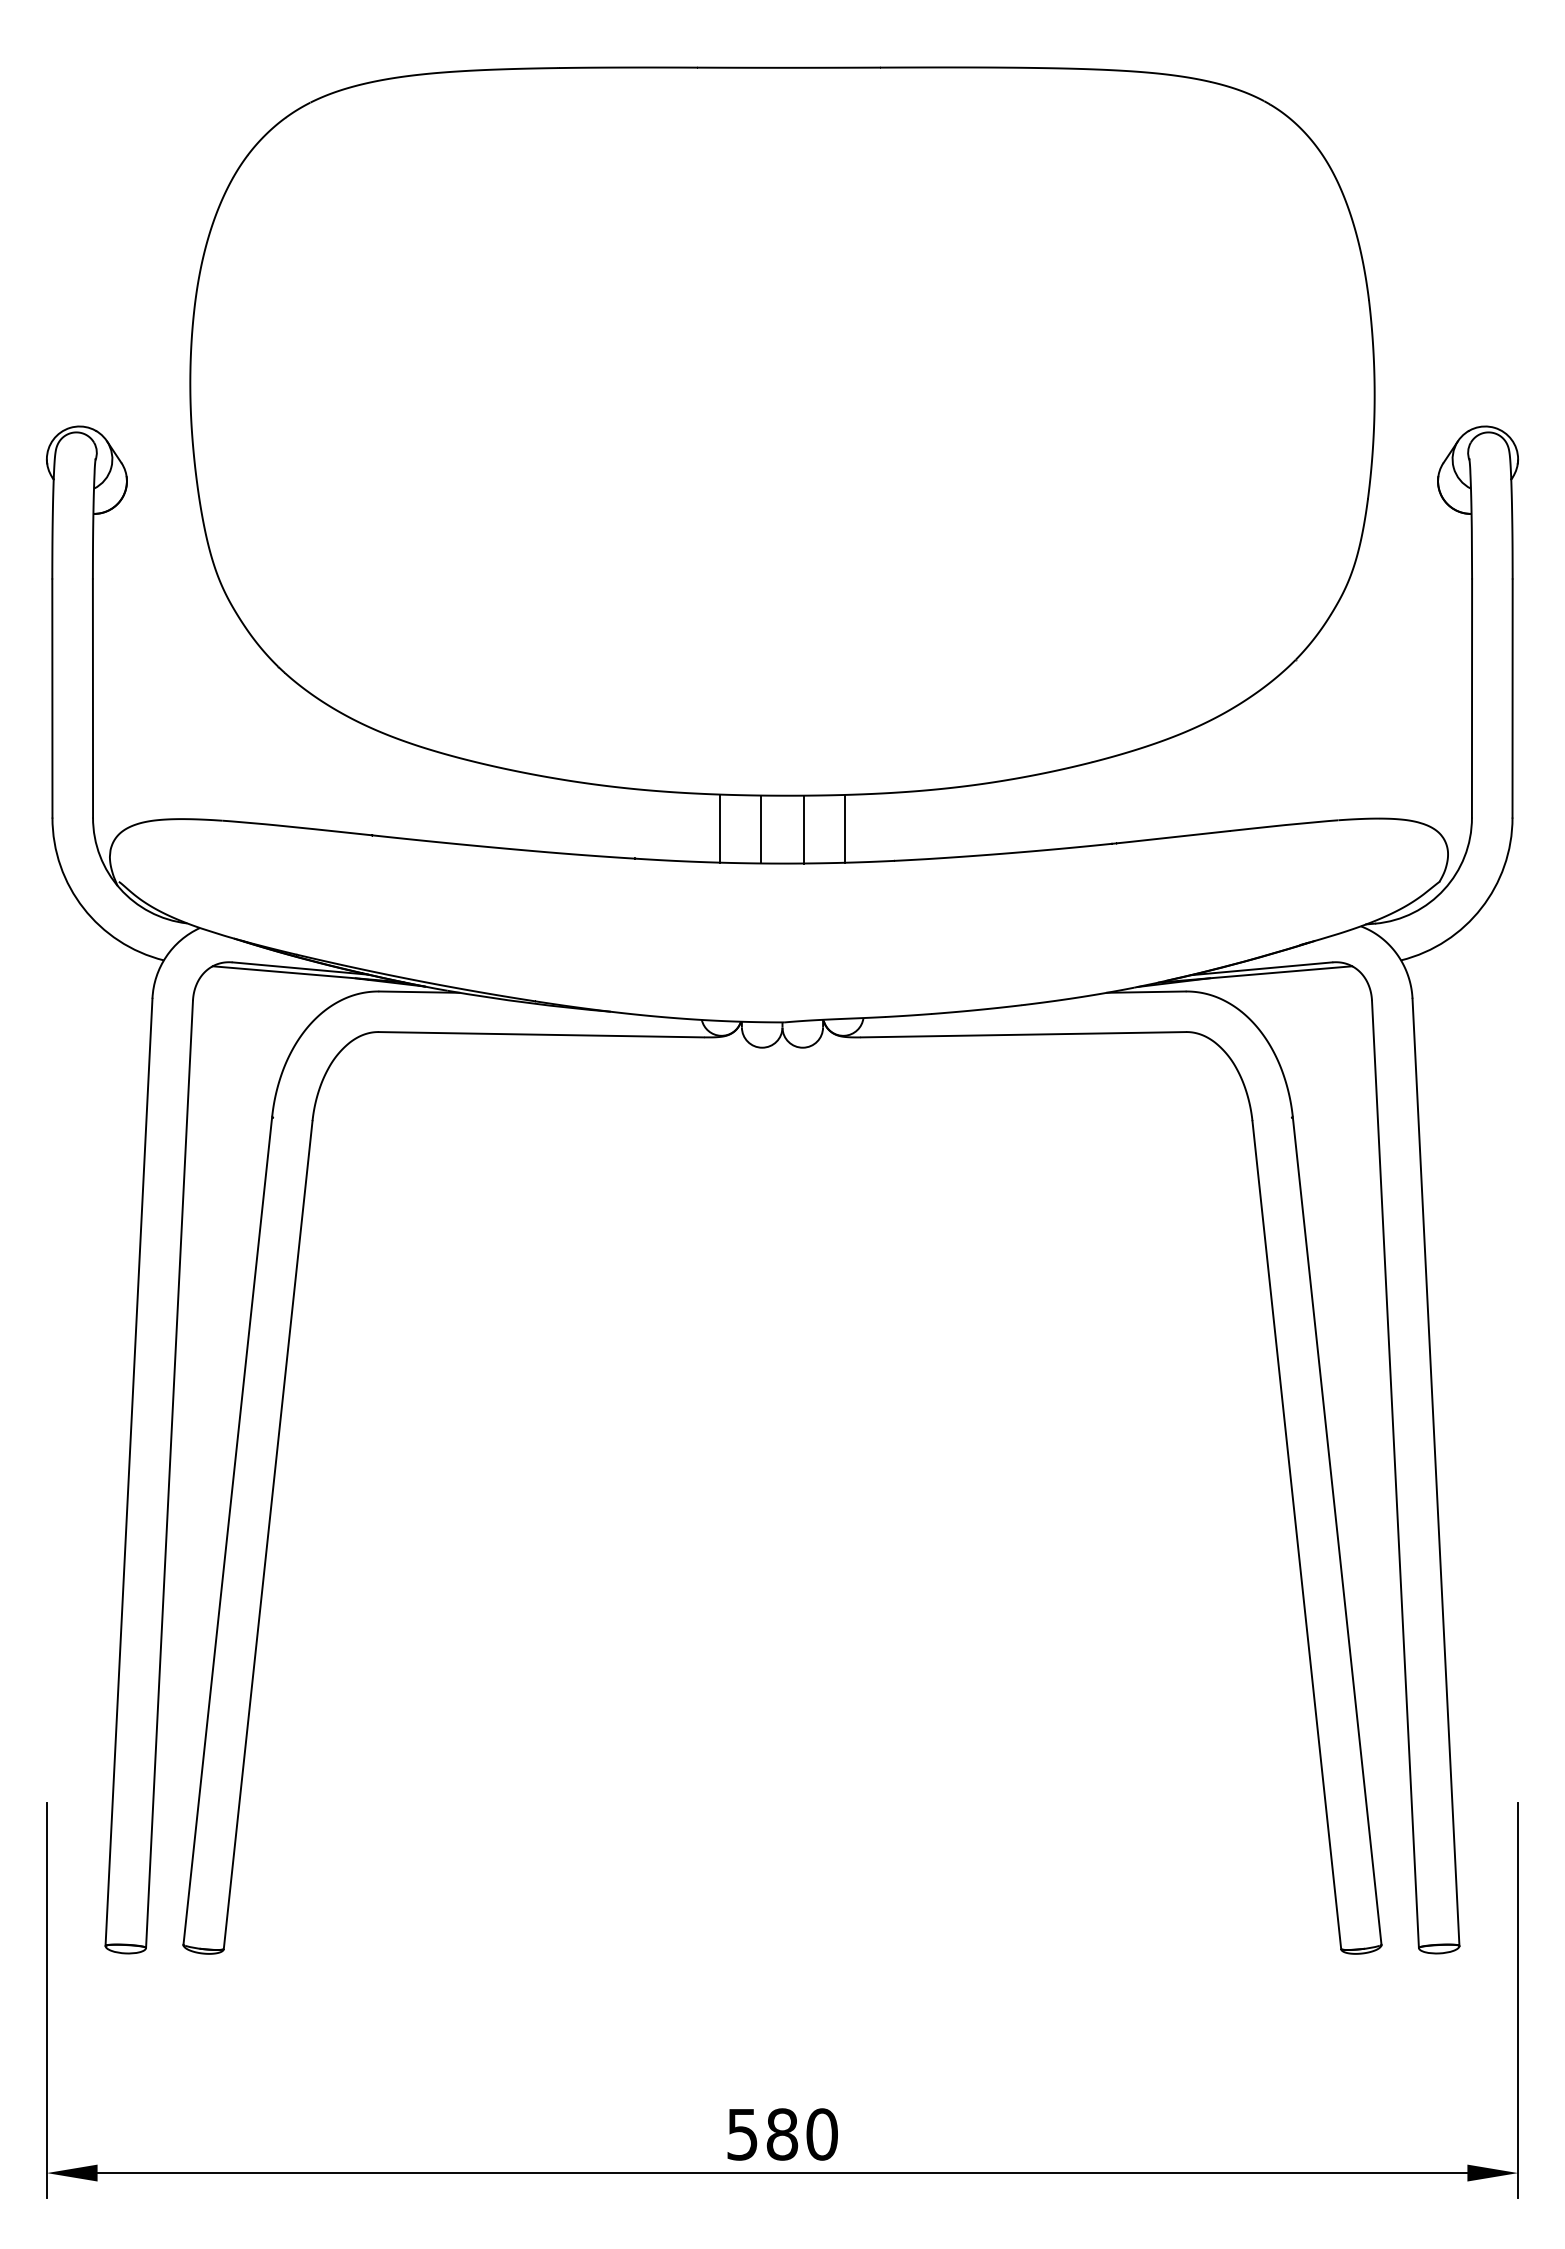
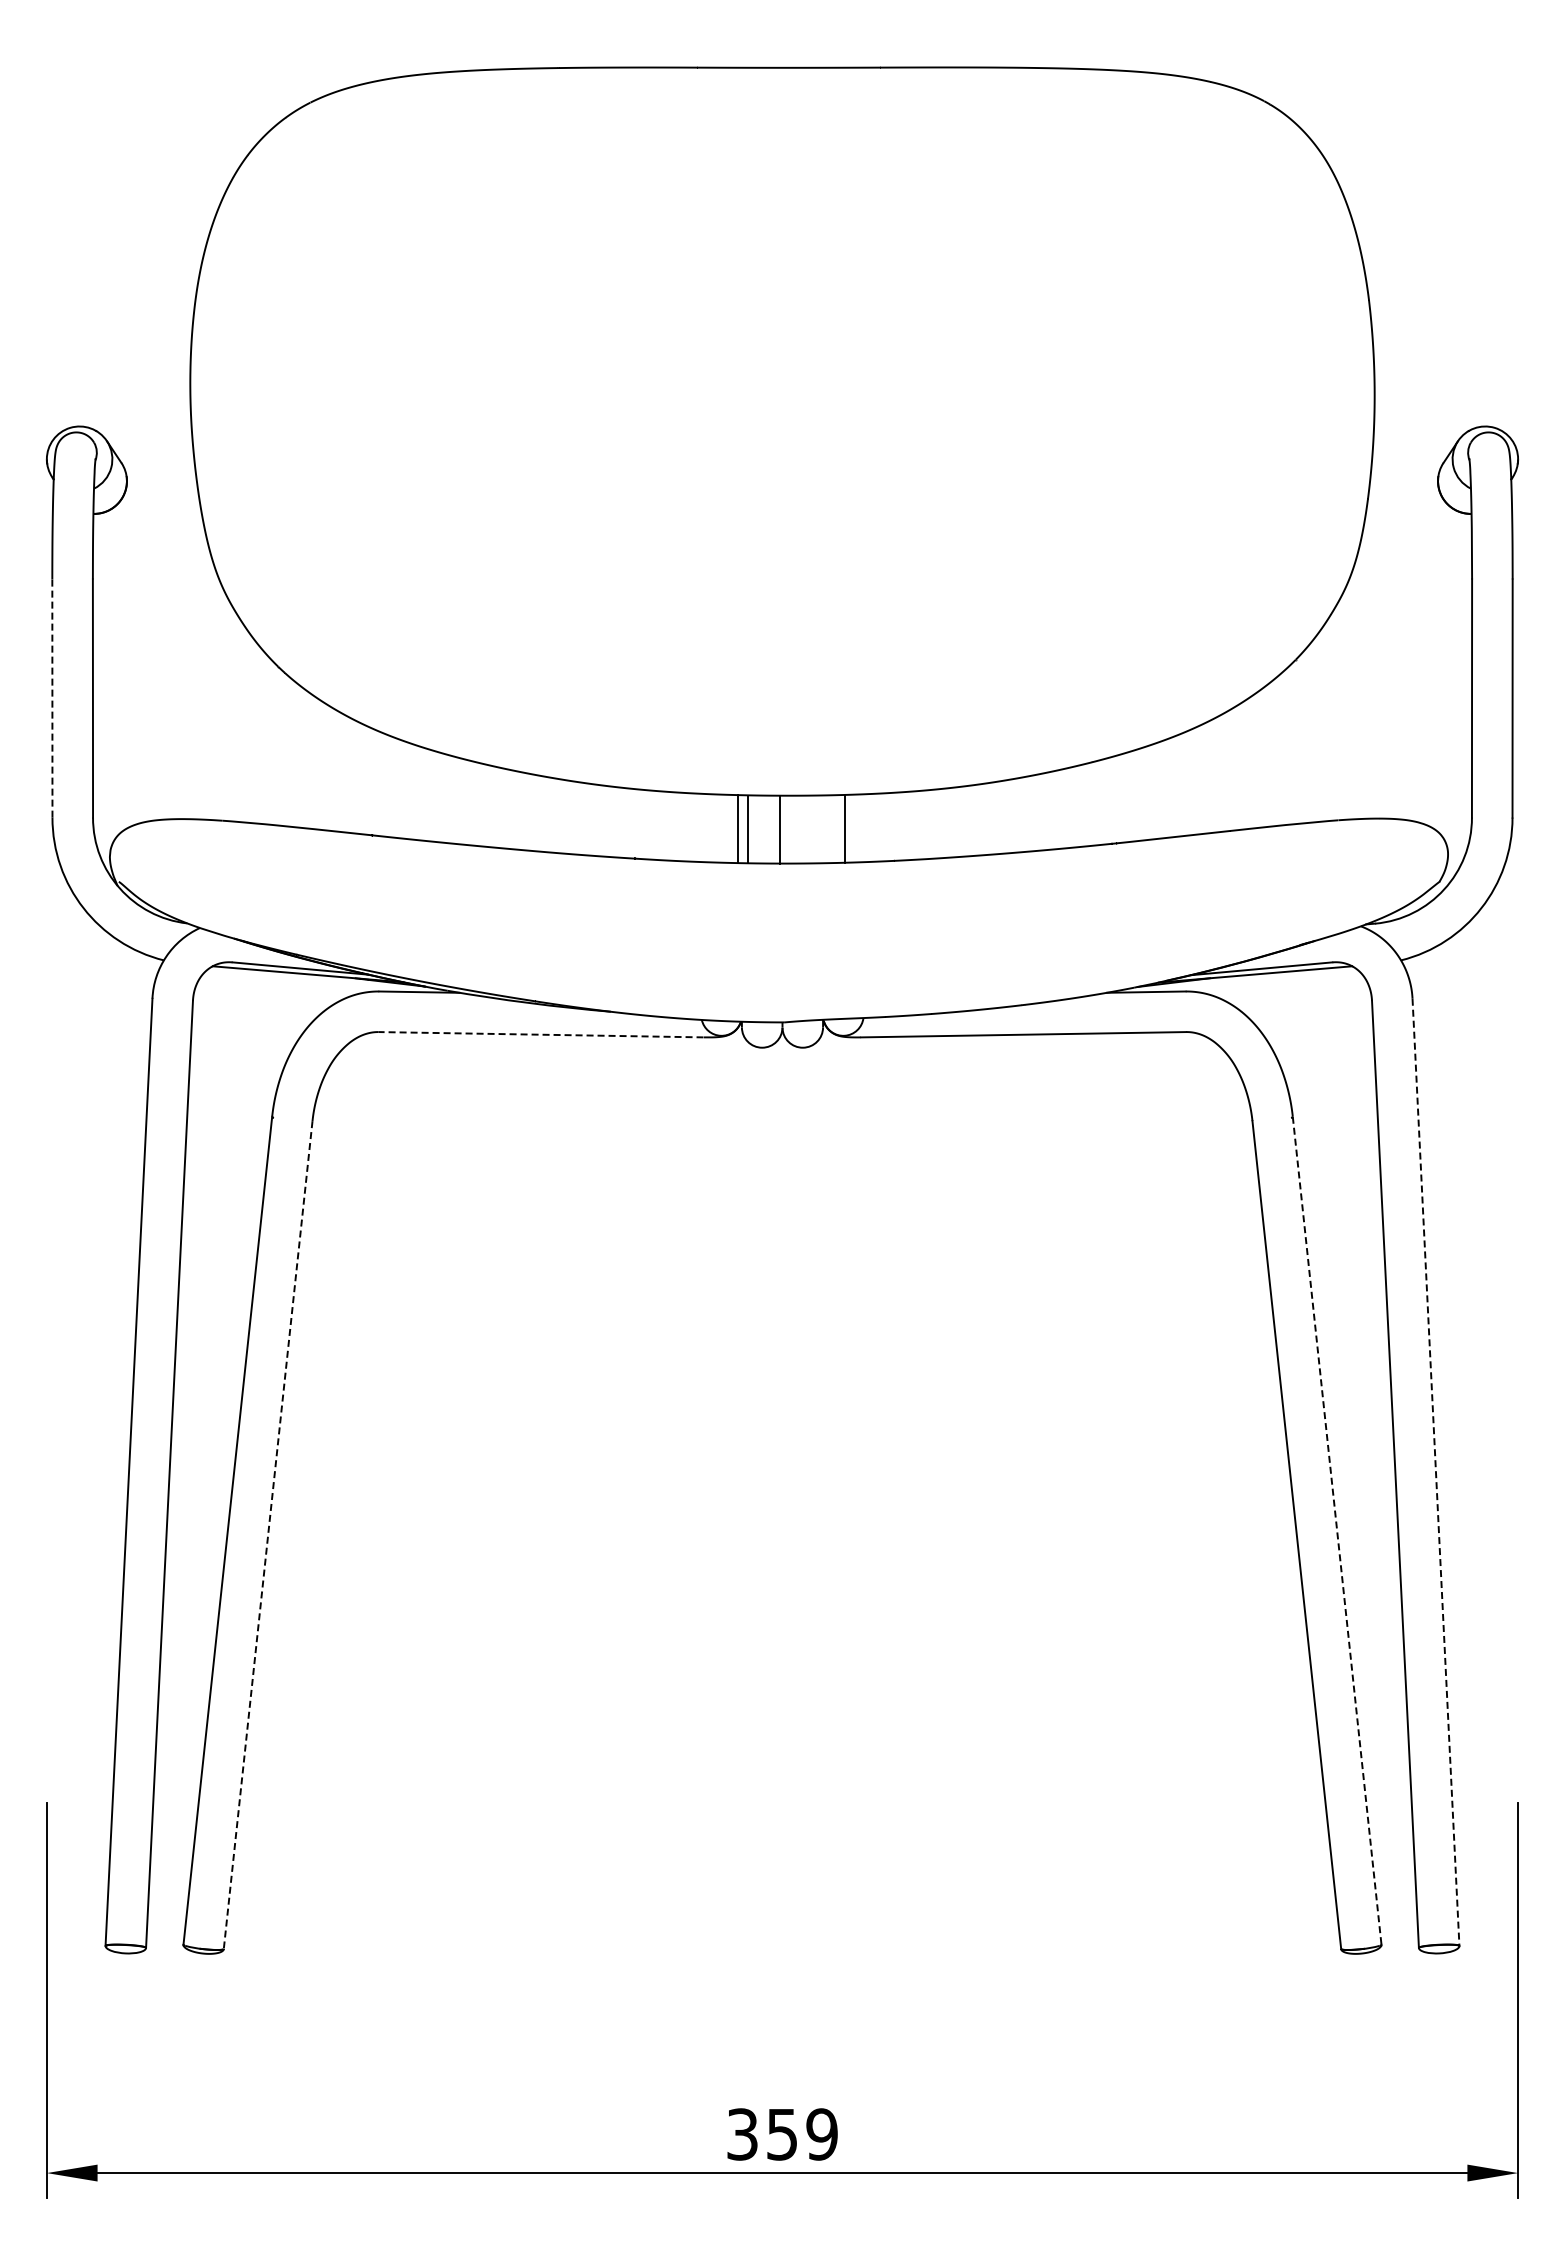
line: solid -> dashed (52, 698)
line position: (719, 828) -> (737, 828) (737, 828)
line position: (760, 829) -> (747, 829) (747, 829)
line position: (804, 829) -> (780, 829) (780, 829)
line: solid -> dashed (540, 1034)
line: solid -> dashed (1436, 1472)
line: solid -> dashed (1337, 1531)
line: solid -> dashed (268, 1535)
text: 580 -> 359 (782, 2134)
